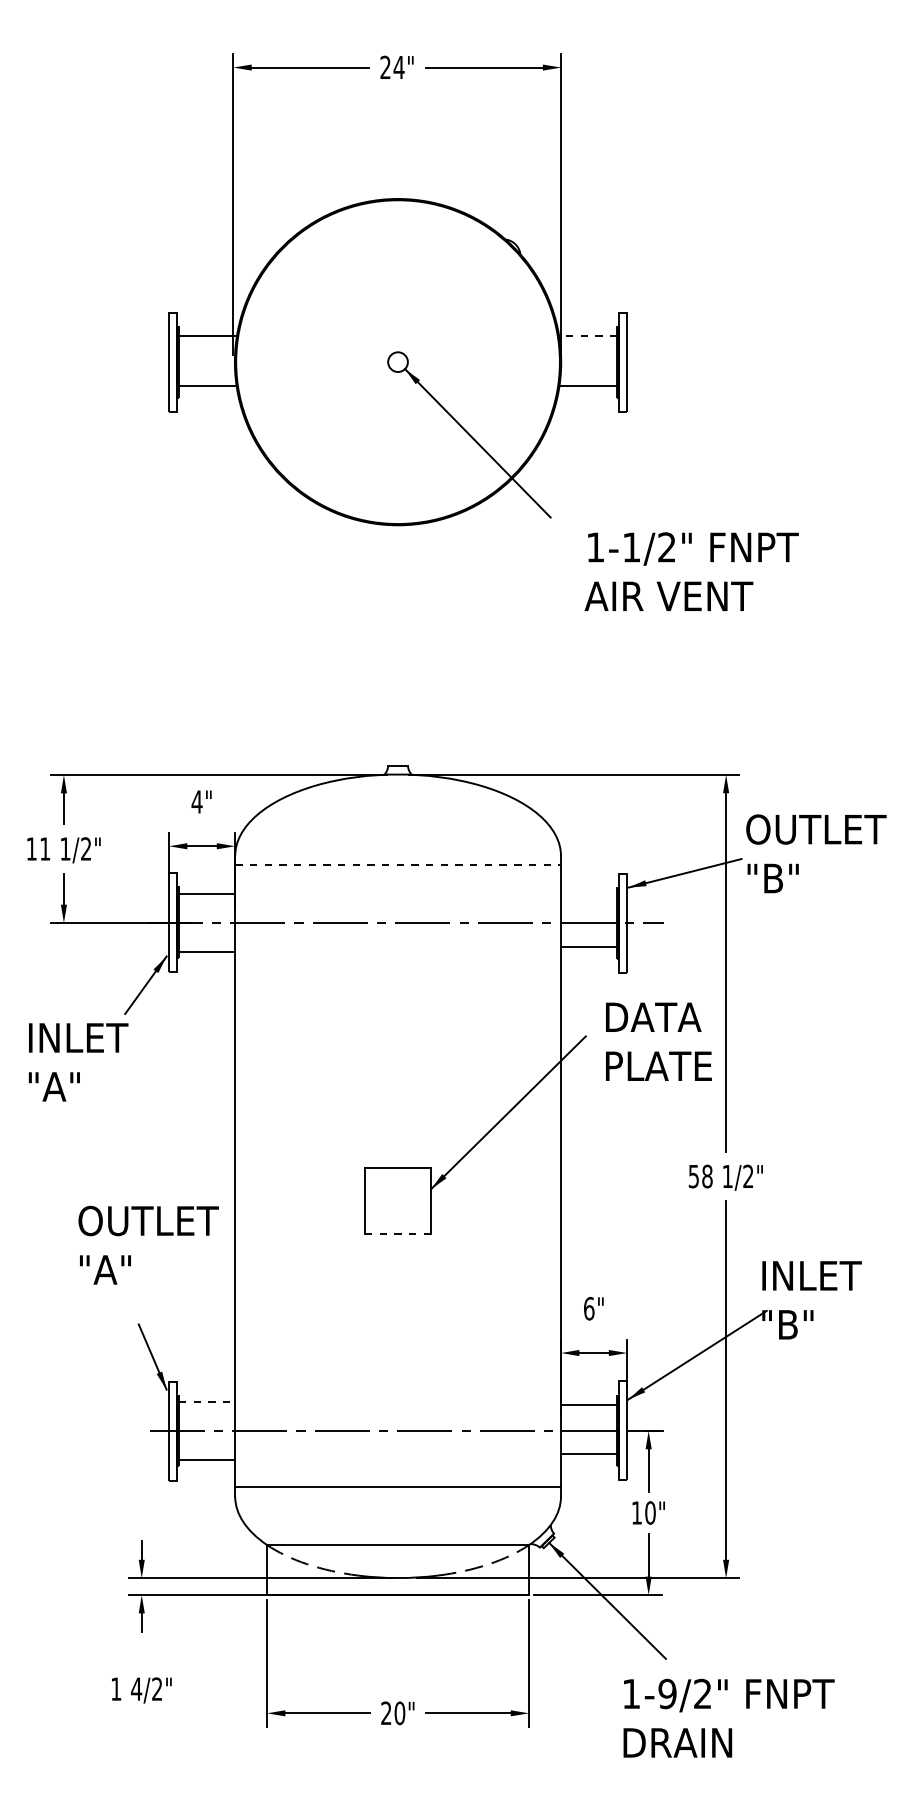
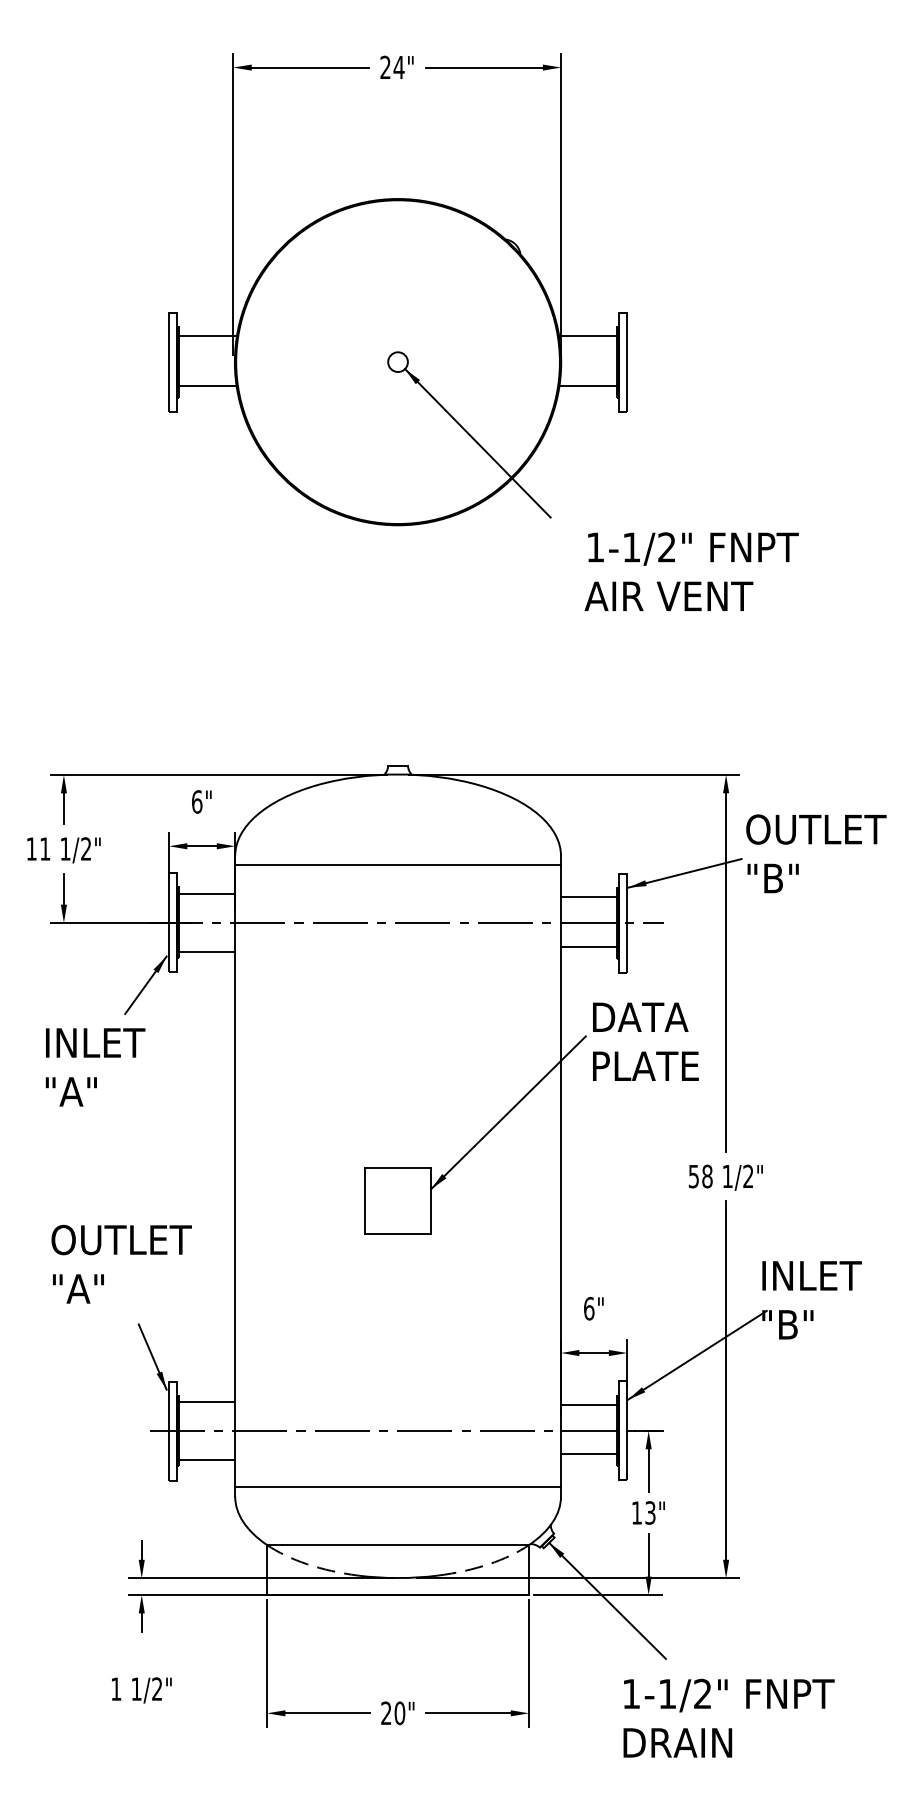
line: dashed -> solid (587, 336)
text: 4" -> 6" (196, 801)
line: dashed -> solid (398, 865)
line: none -> present (589, 897)
text position: (658, 1041) -> (645, 1041) (645, 1041)
text position: (78, 1062) -> (95, 1067) (95, 1067)
line: dashed -> solid (398, 1233)
text position: (148, 1244) -> (121, 1263) (121, 1263)
line: dashed -> solid (207, 1402)
text: 10" -> 13" (650, 1512)
text: 4/2" -> 1/2" (136, 1688)
text: 1-9/2" -> 1-1/2" (667, 1693)
